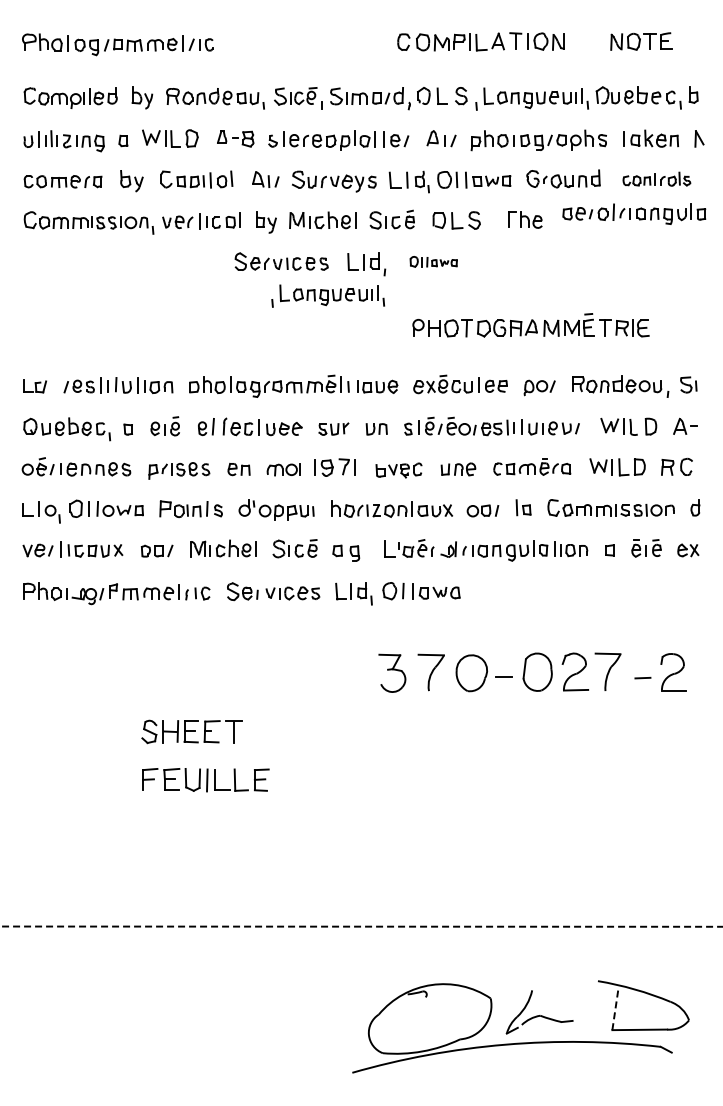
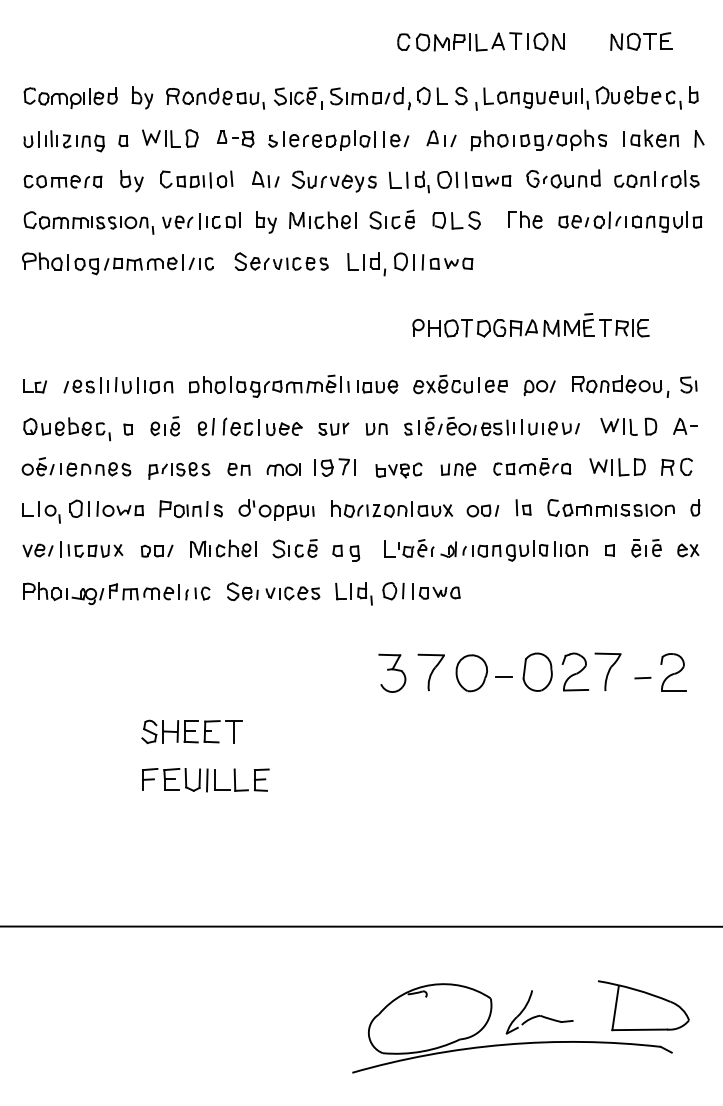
part position: (117, 44) -> (117, 263) (117, 263)
part size: 70x16 px -> 86x19 px (656, 179)
part position: (634, 213) -> (630, 221) (630, 221)
part size: 49x12 px -> 80x20 px (433, 261)
part: present -> none (327, 295)
line: dashed -> solid (361, 926)
line: dashed -> solid (615, 1008)
